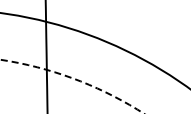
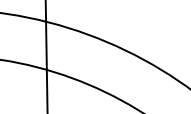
circle: dashed -> solid (72, 86)
